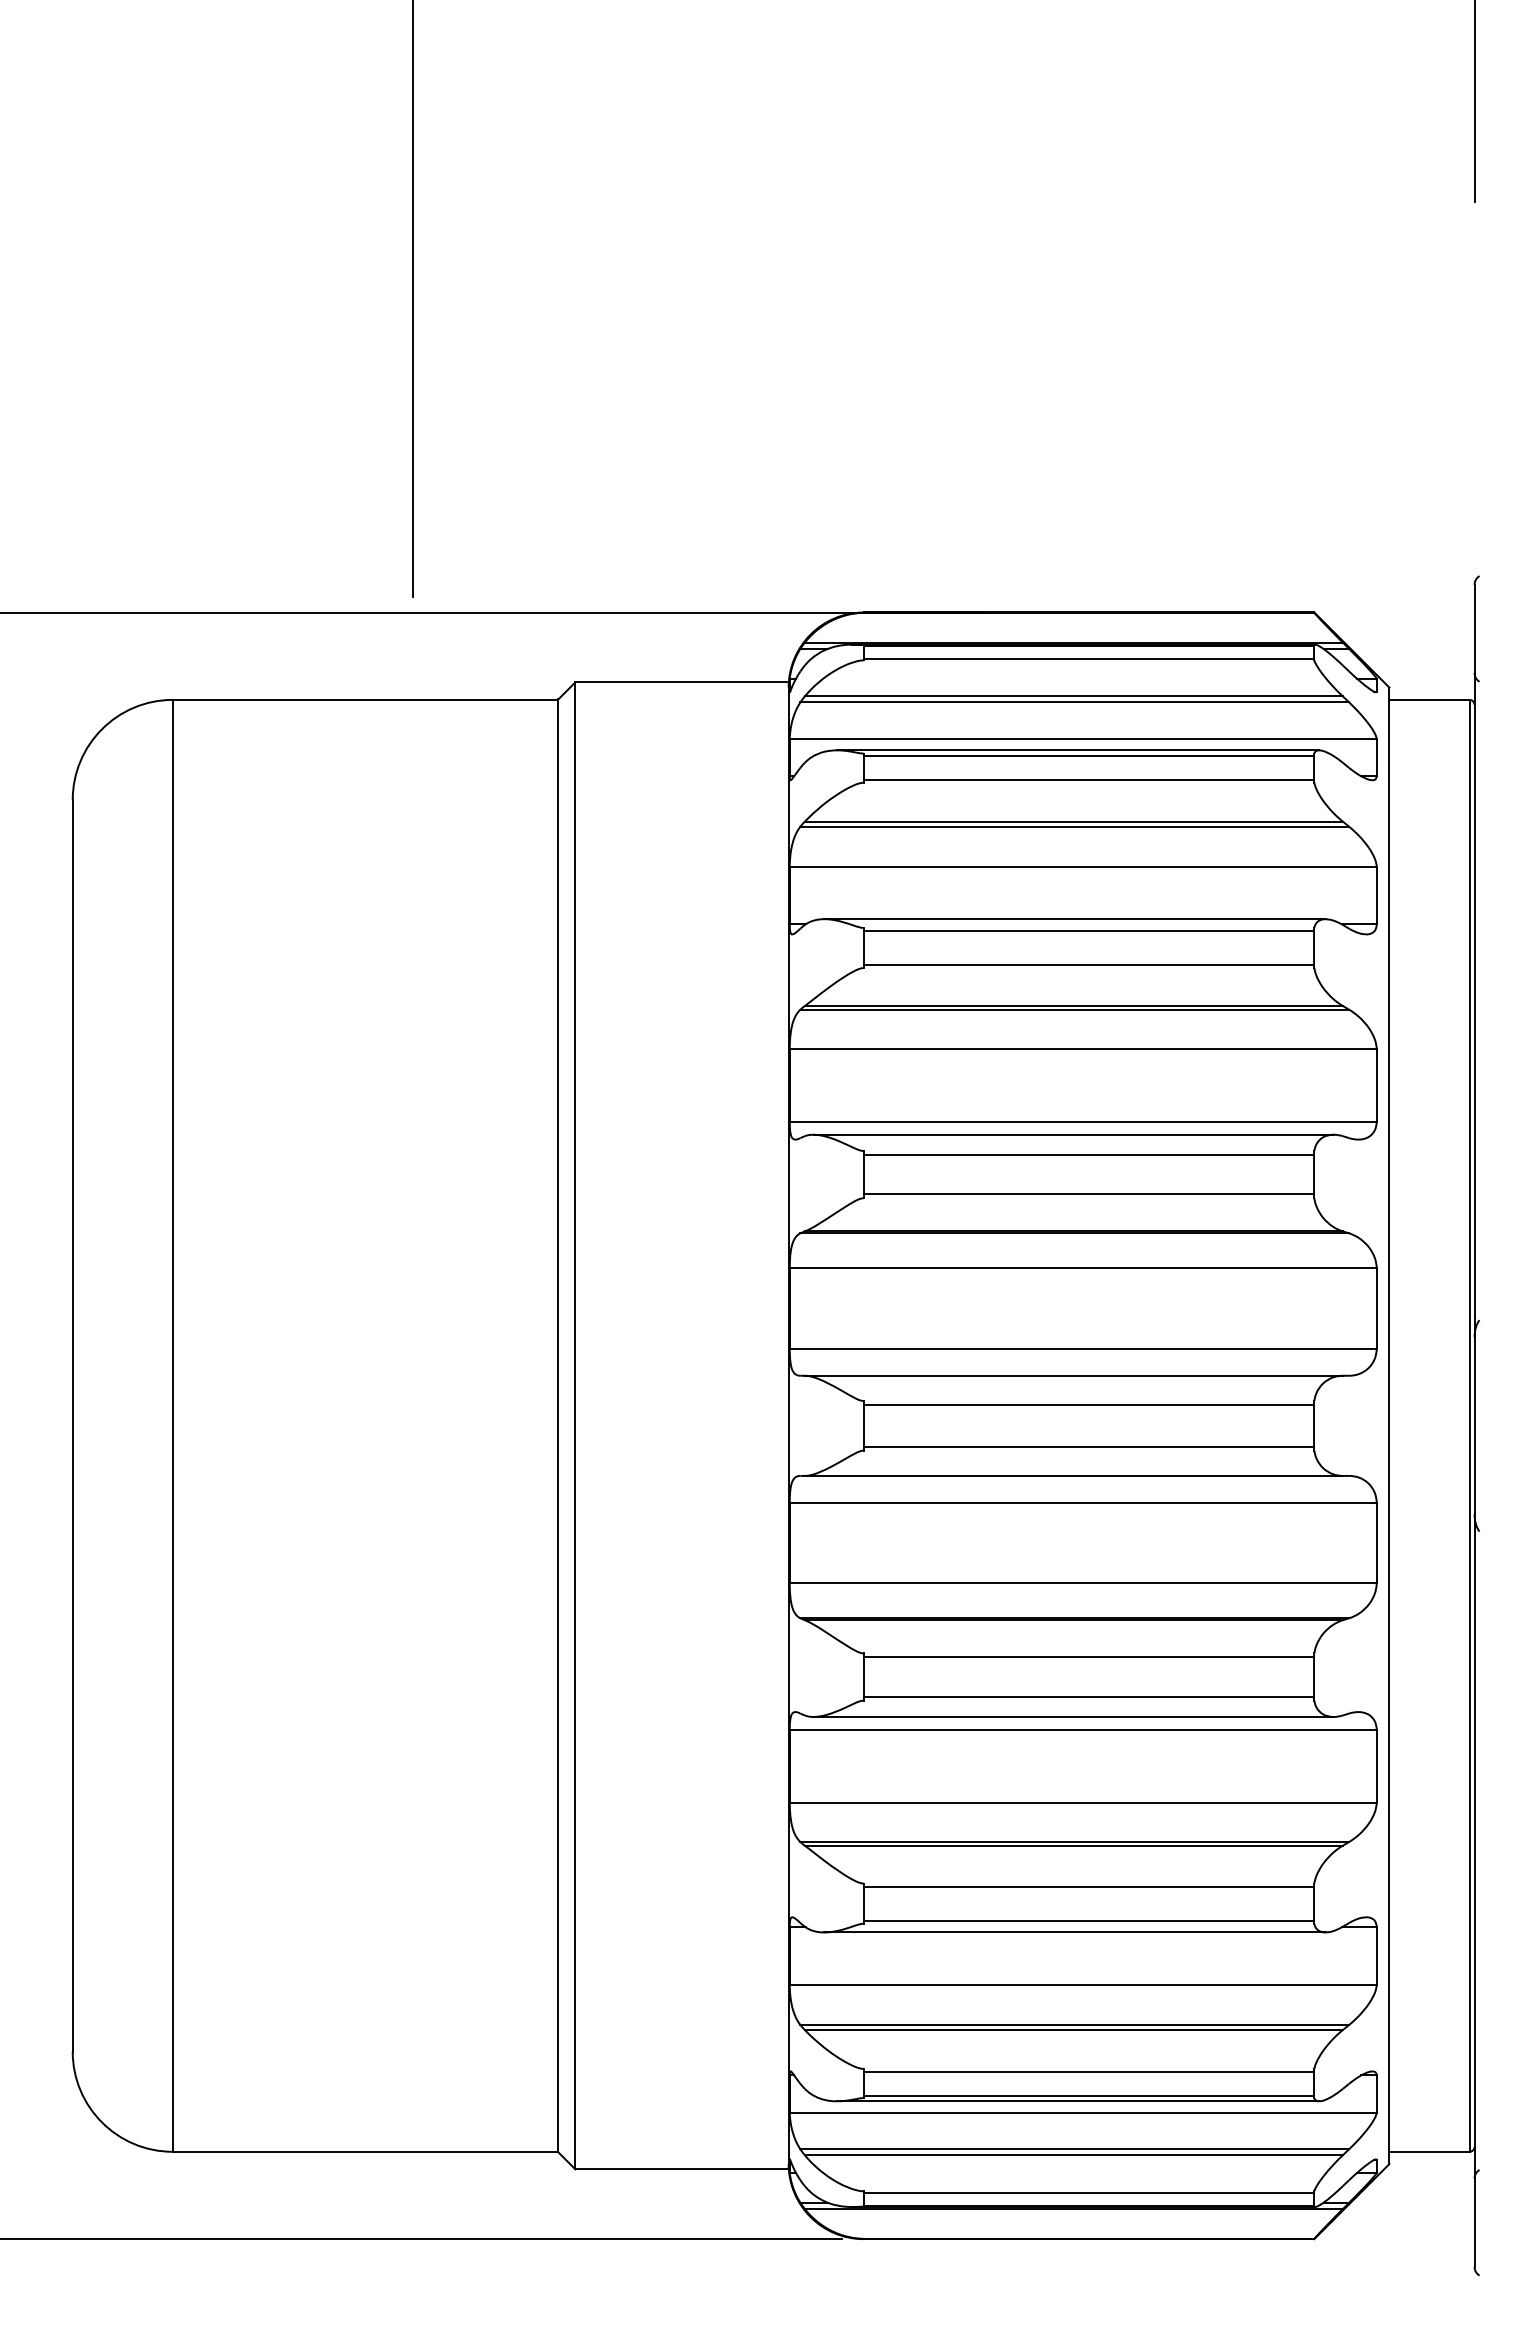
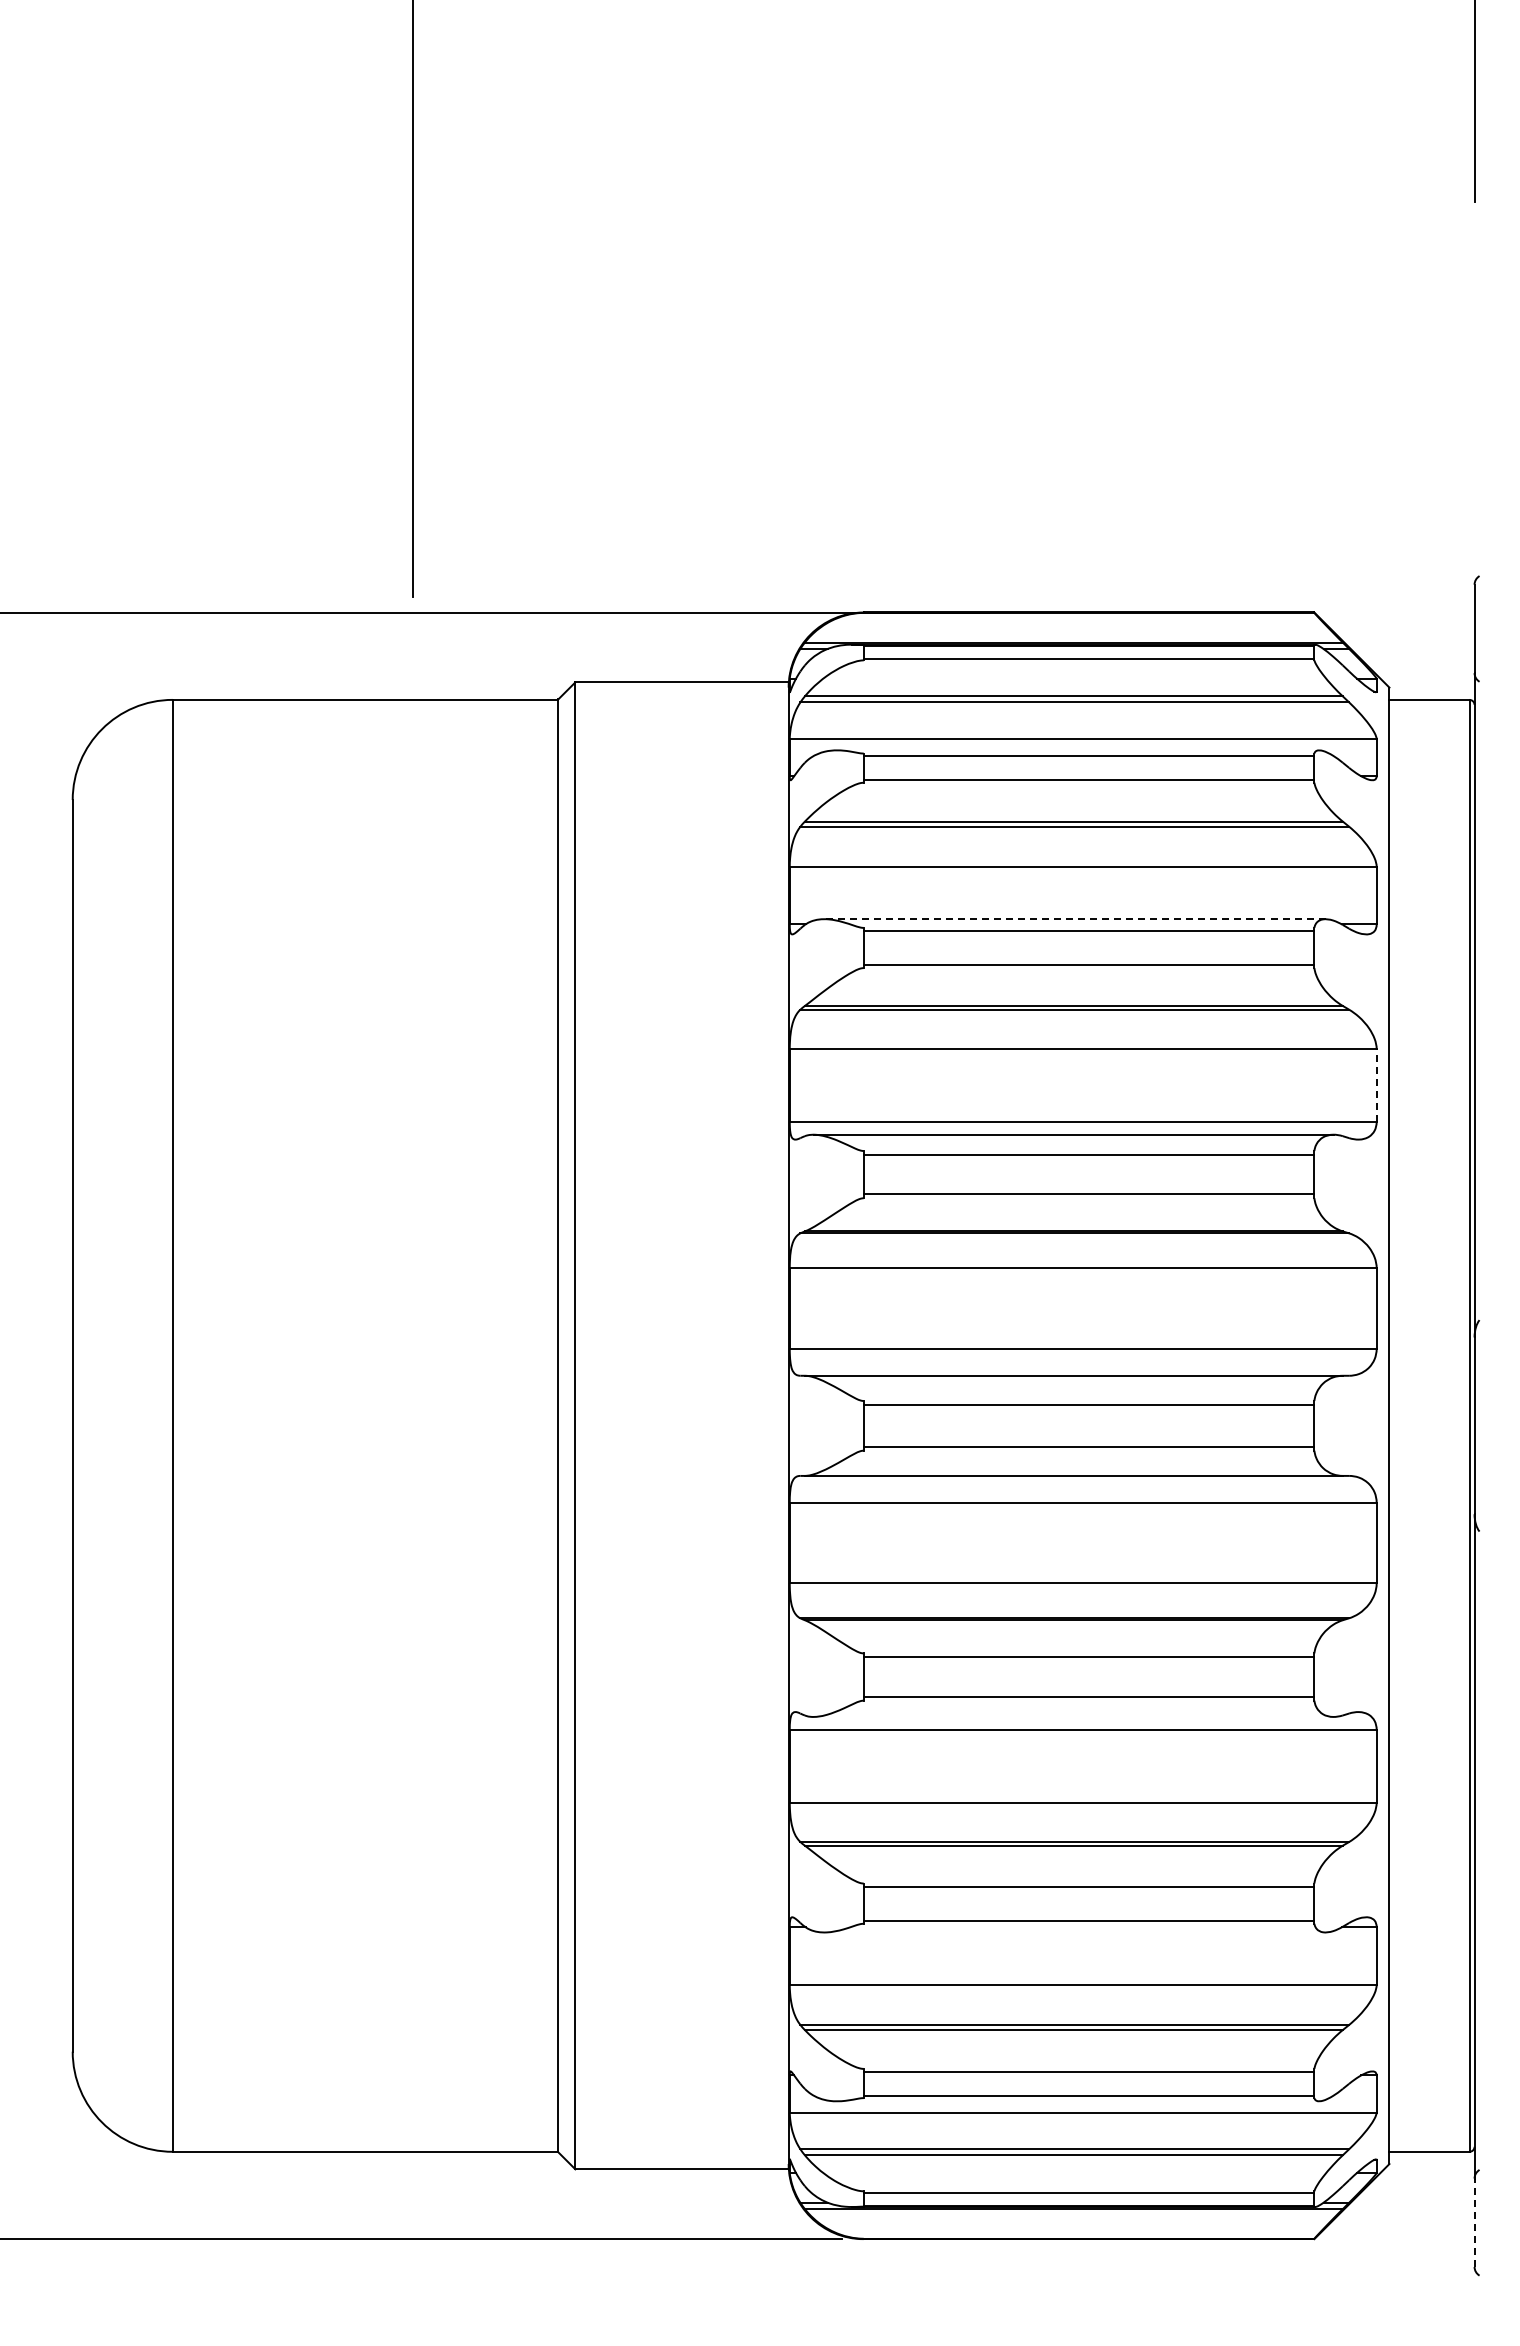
line: present -> none (1078, 750)
line: solid -> dashed (1074, 919)
line: solid -> dashed (1376, 1084)
line: present -> none (1073, 1716)
line: present -> none (1074, 1932)
line: present -> none (1078, 2101)
line: solid -> dashed (1474, 2222)
